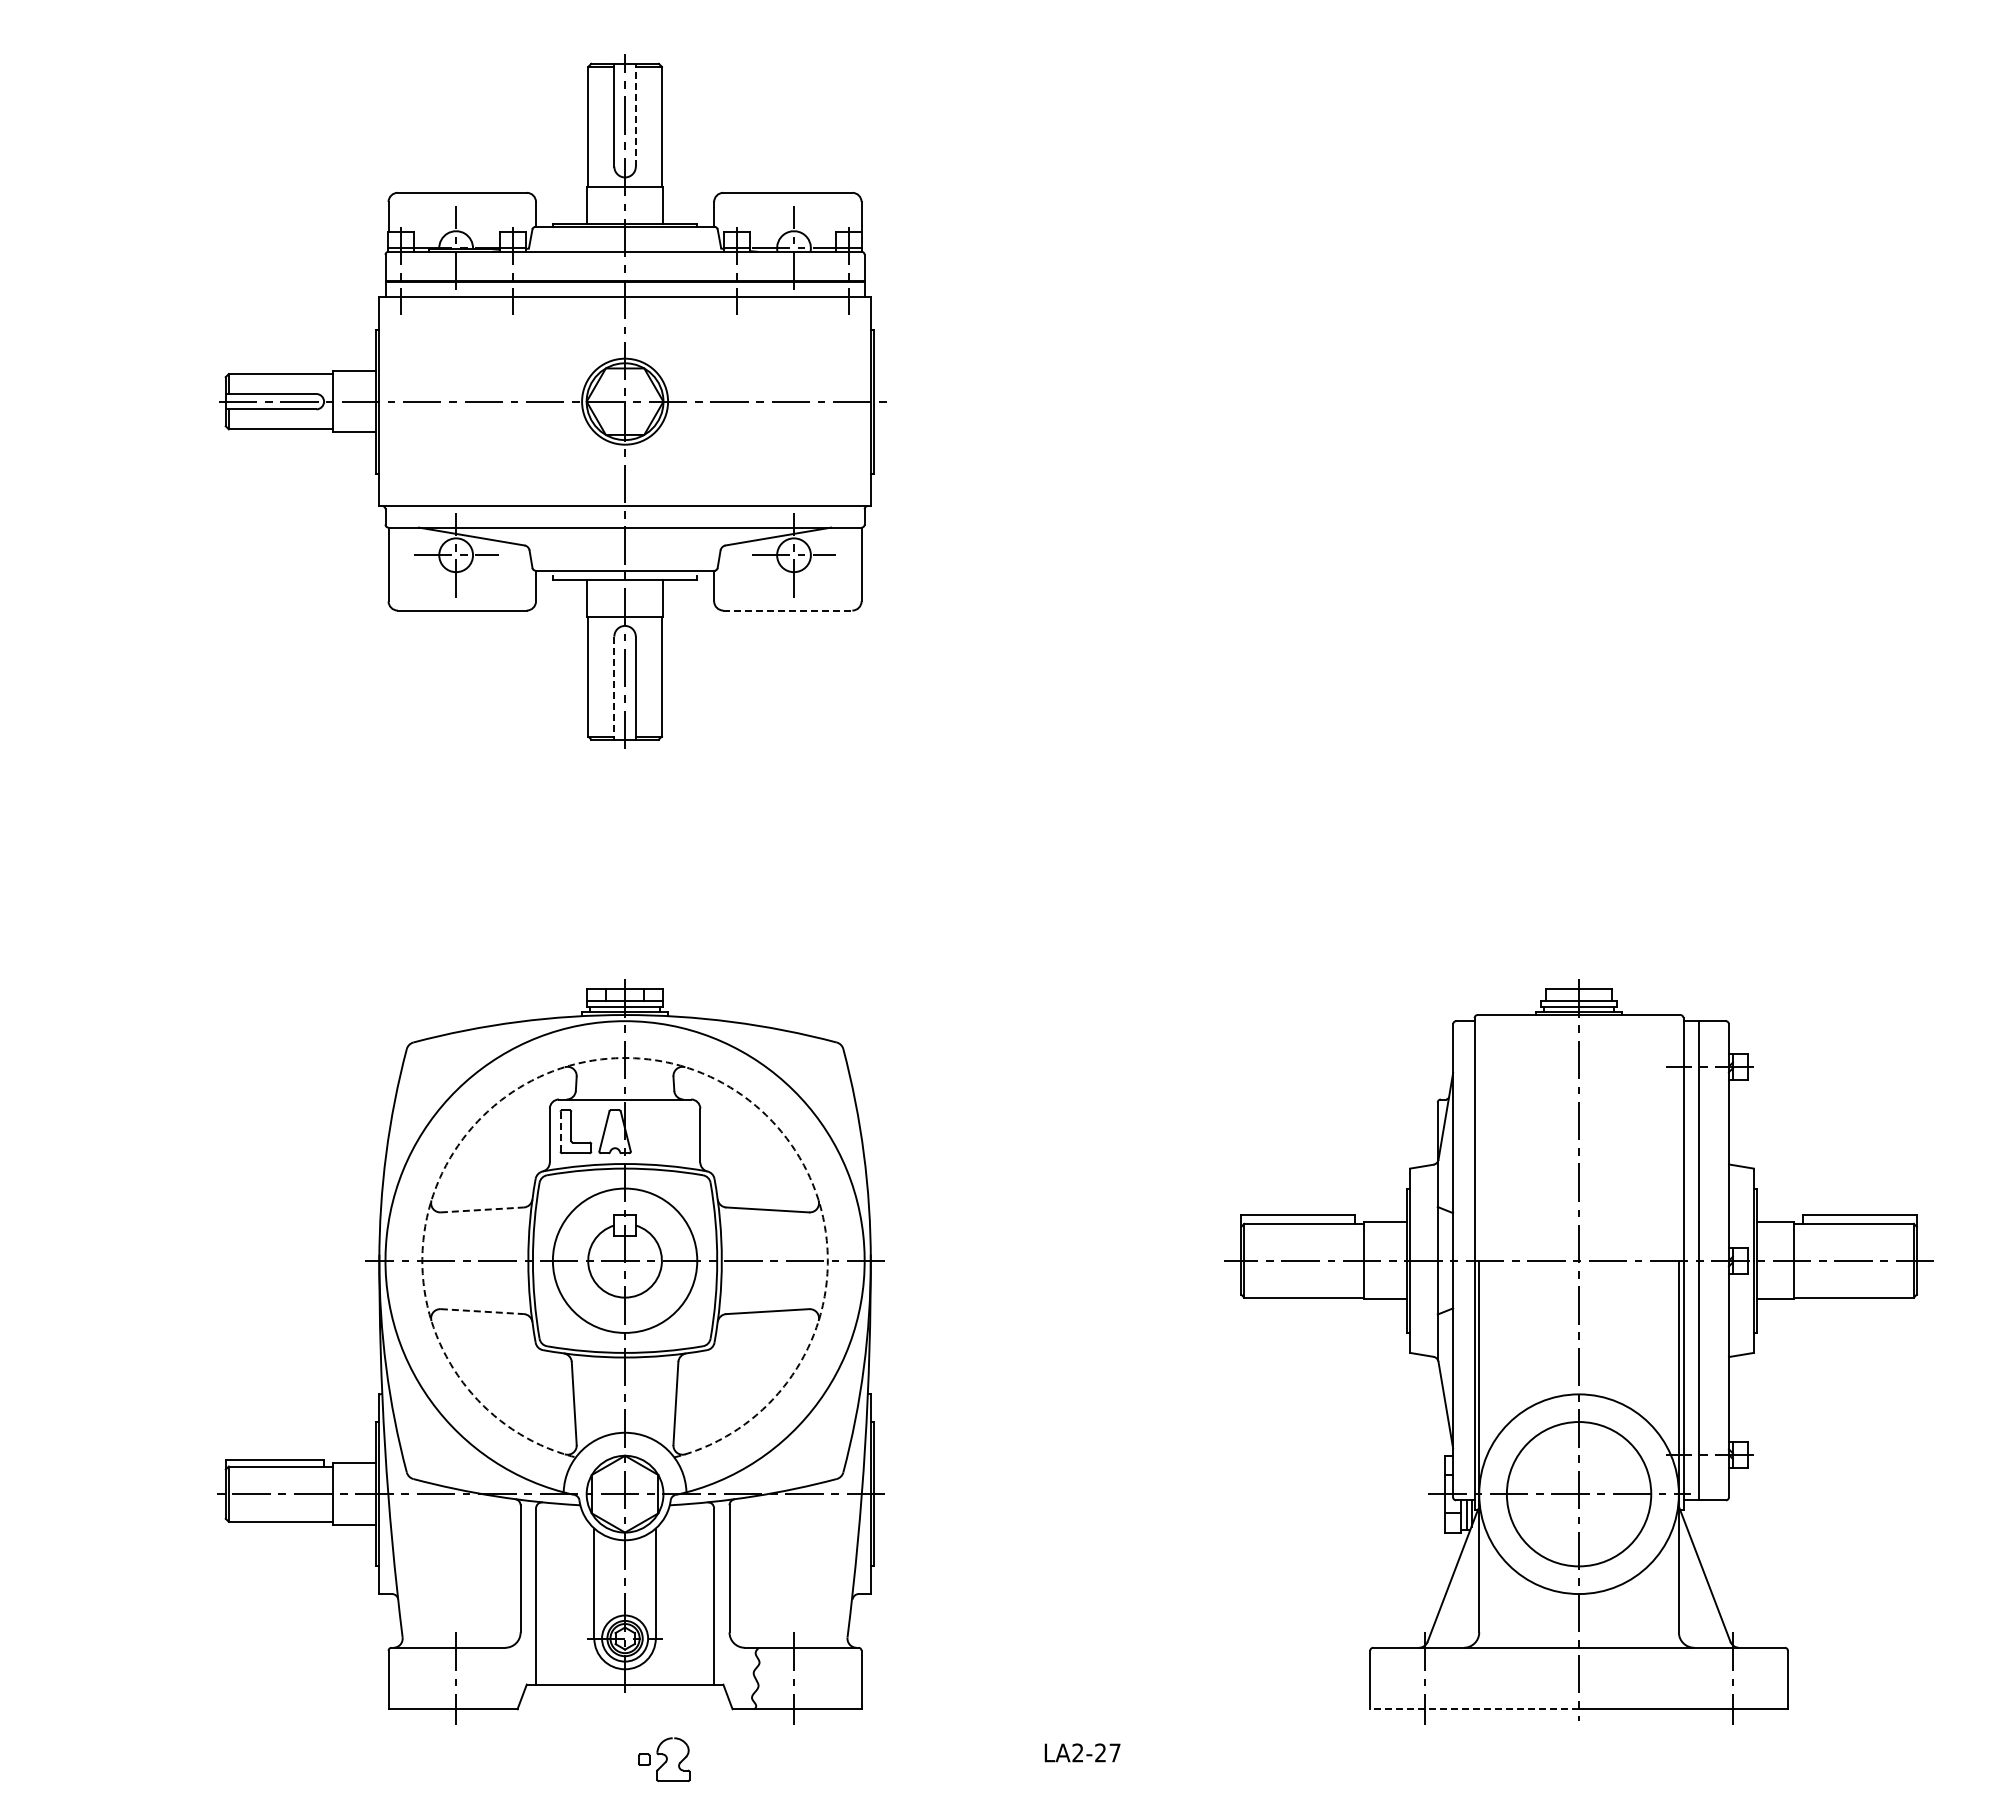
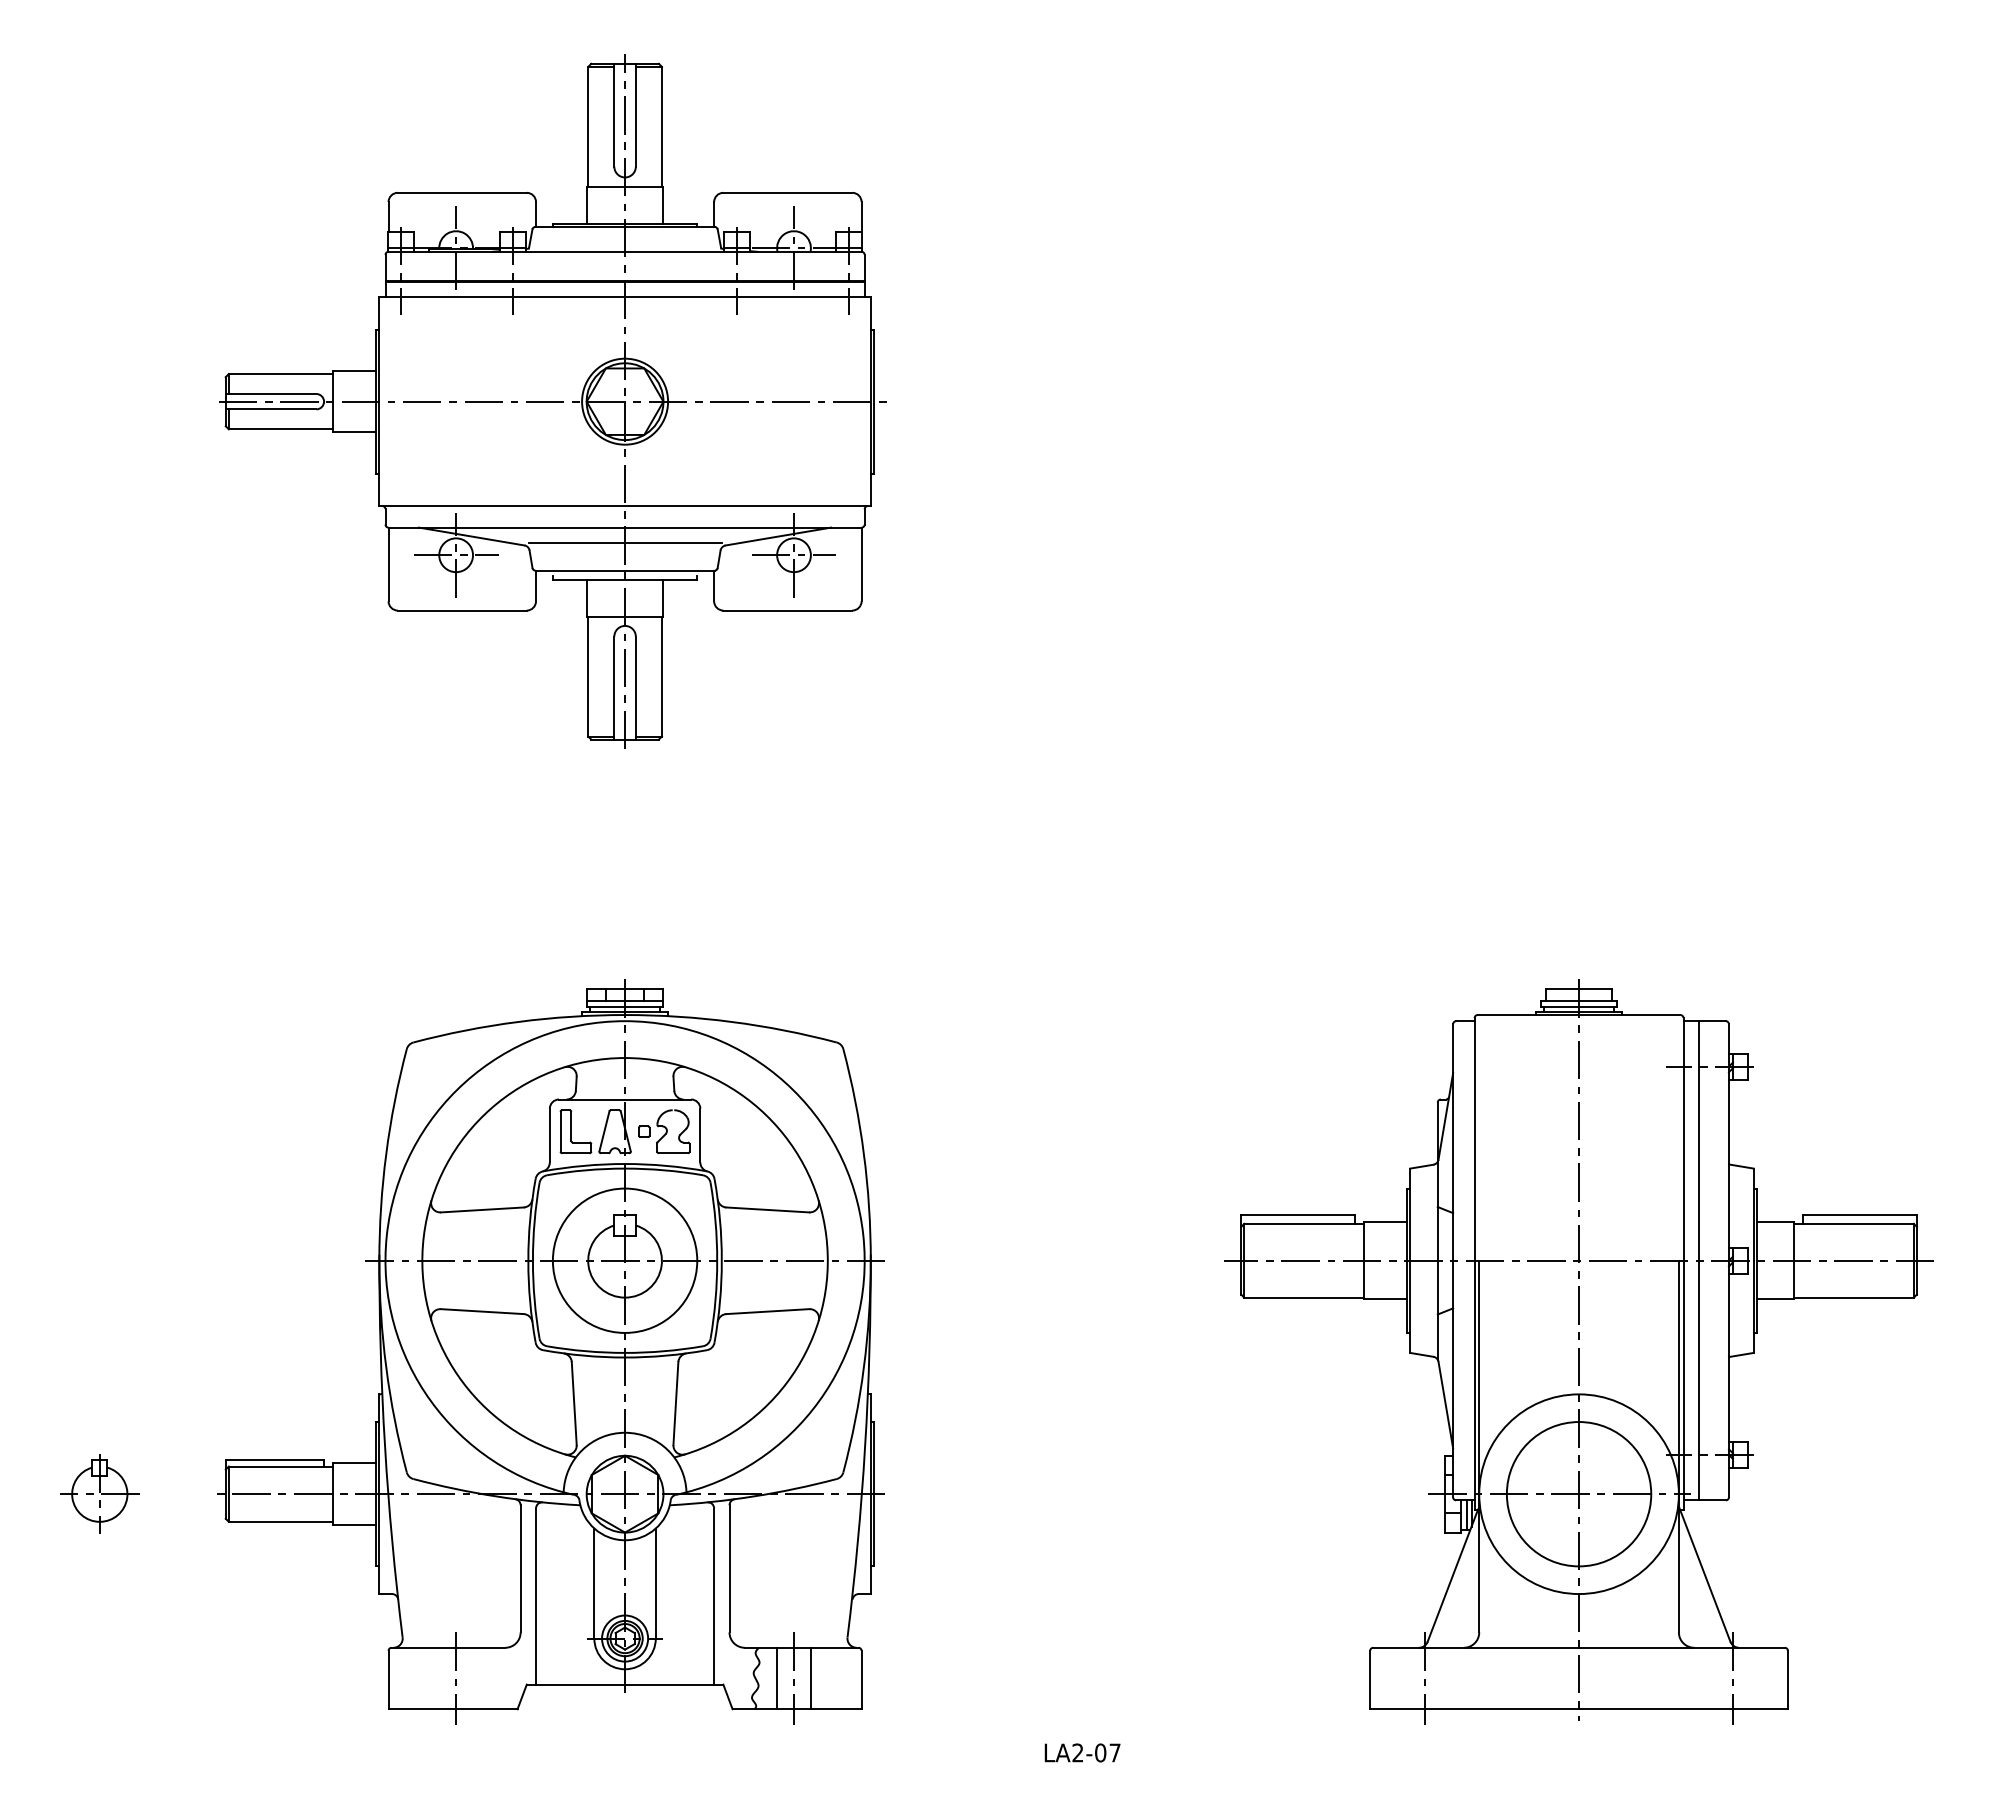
line: dashed -> solid (635, 114)
line: none -> present (624, 542)
line: dashed -> solid (787, 610)
line: dashed -> solid (614, 688)
arc: dashed -> solid (625, 1058)
line: dashed -> solid (560, 1131)
line: dashed -> solid (482, 1209)
line: dashed -> solid (482, 1311)
part: none -> present (99, 1493)
line: none -> present (777, 1678)
line: none -> present (810, 1678)
line: dashed -> solid (1474, 1709)
text: LA2-27 -> LA2-07 (1100, 1752)
part position: (664, 1759) -> (664, 1131) (664, 1131)
